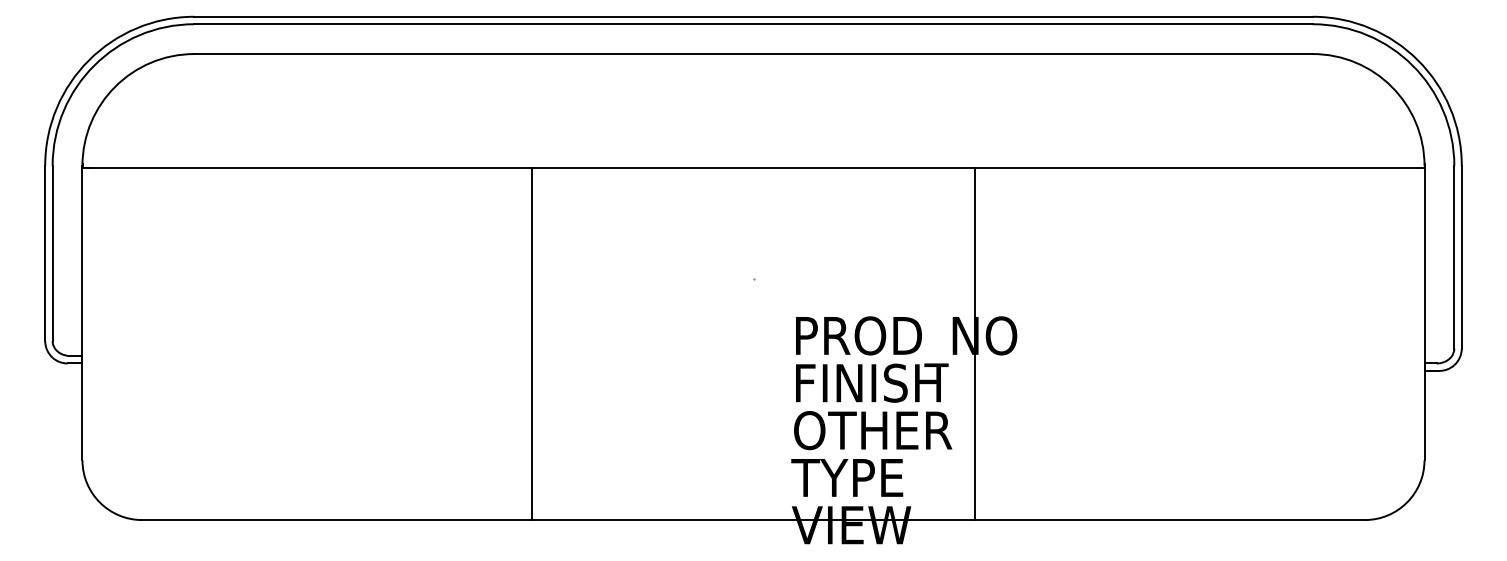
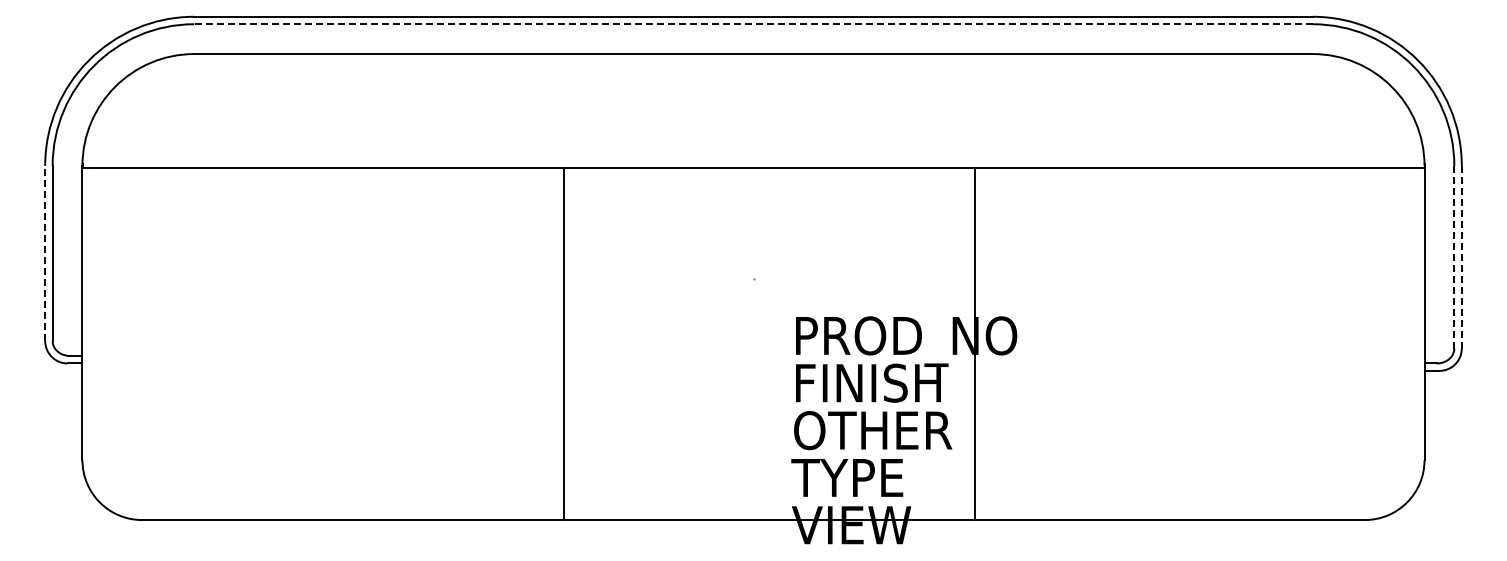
line: solid -> dashed (753, 24)
line: solid -> dashed (45, 253)
line: solid -> dashed (1454, 256)
line: solid -> dashed (1461, 257)
line position: (532, 344) -> (564, 344) (564, 344)
